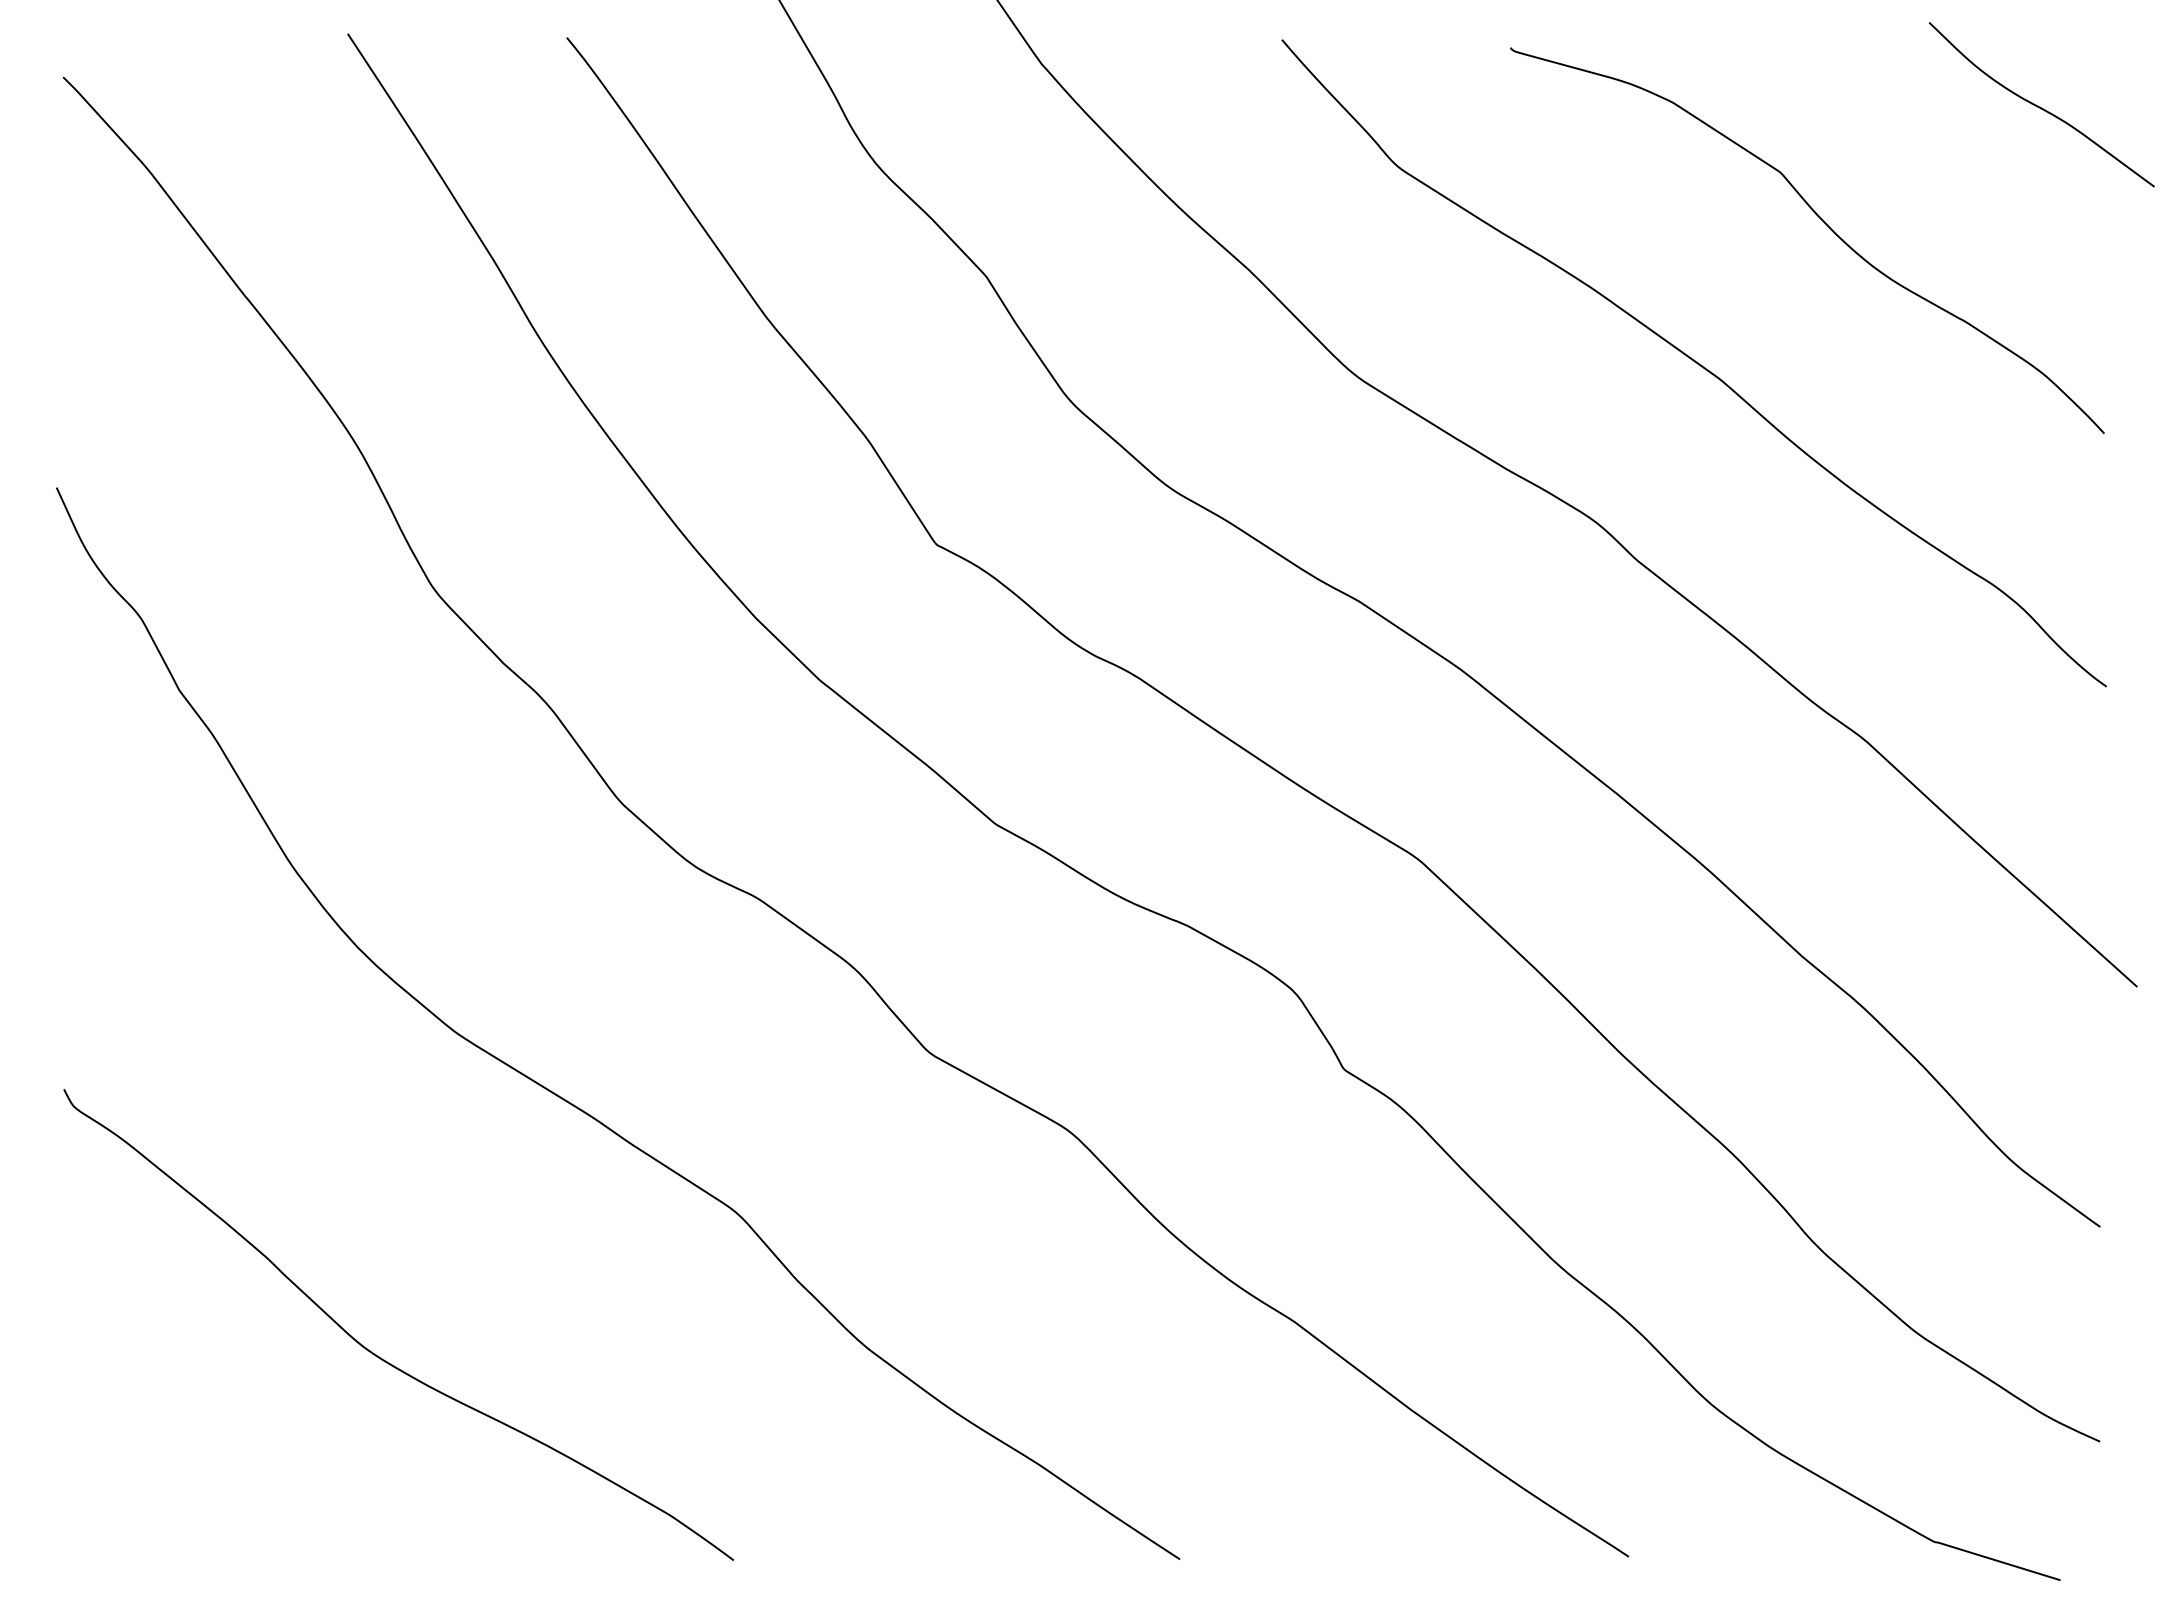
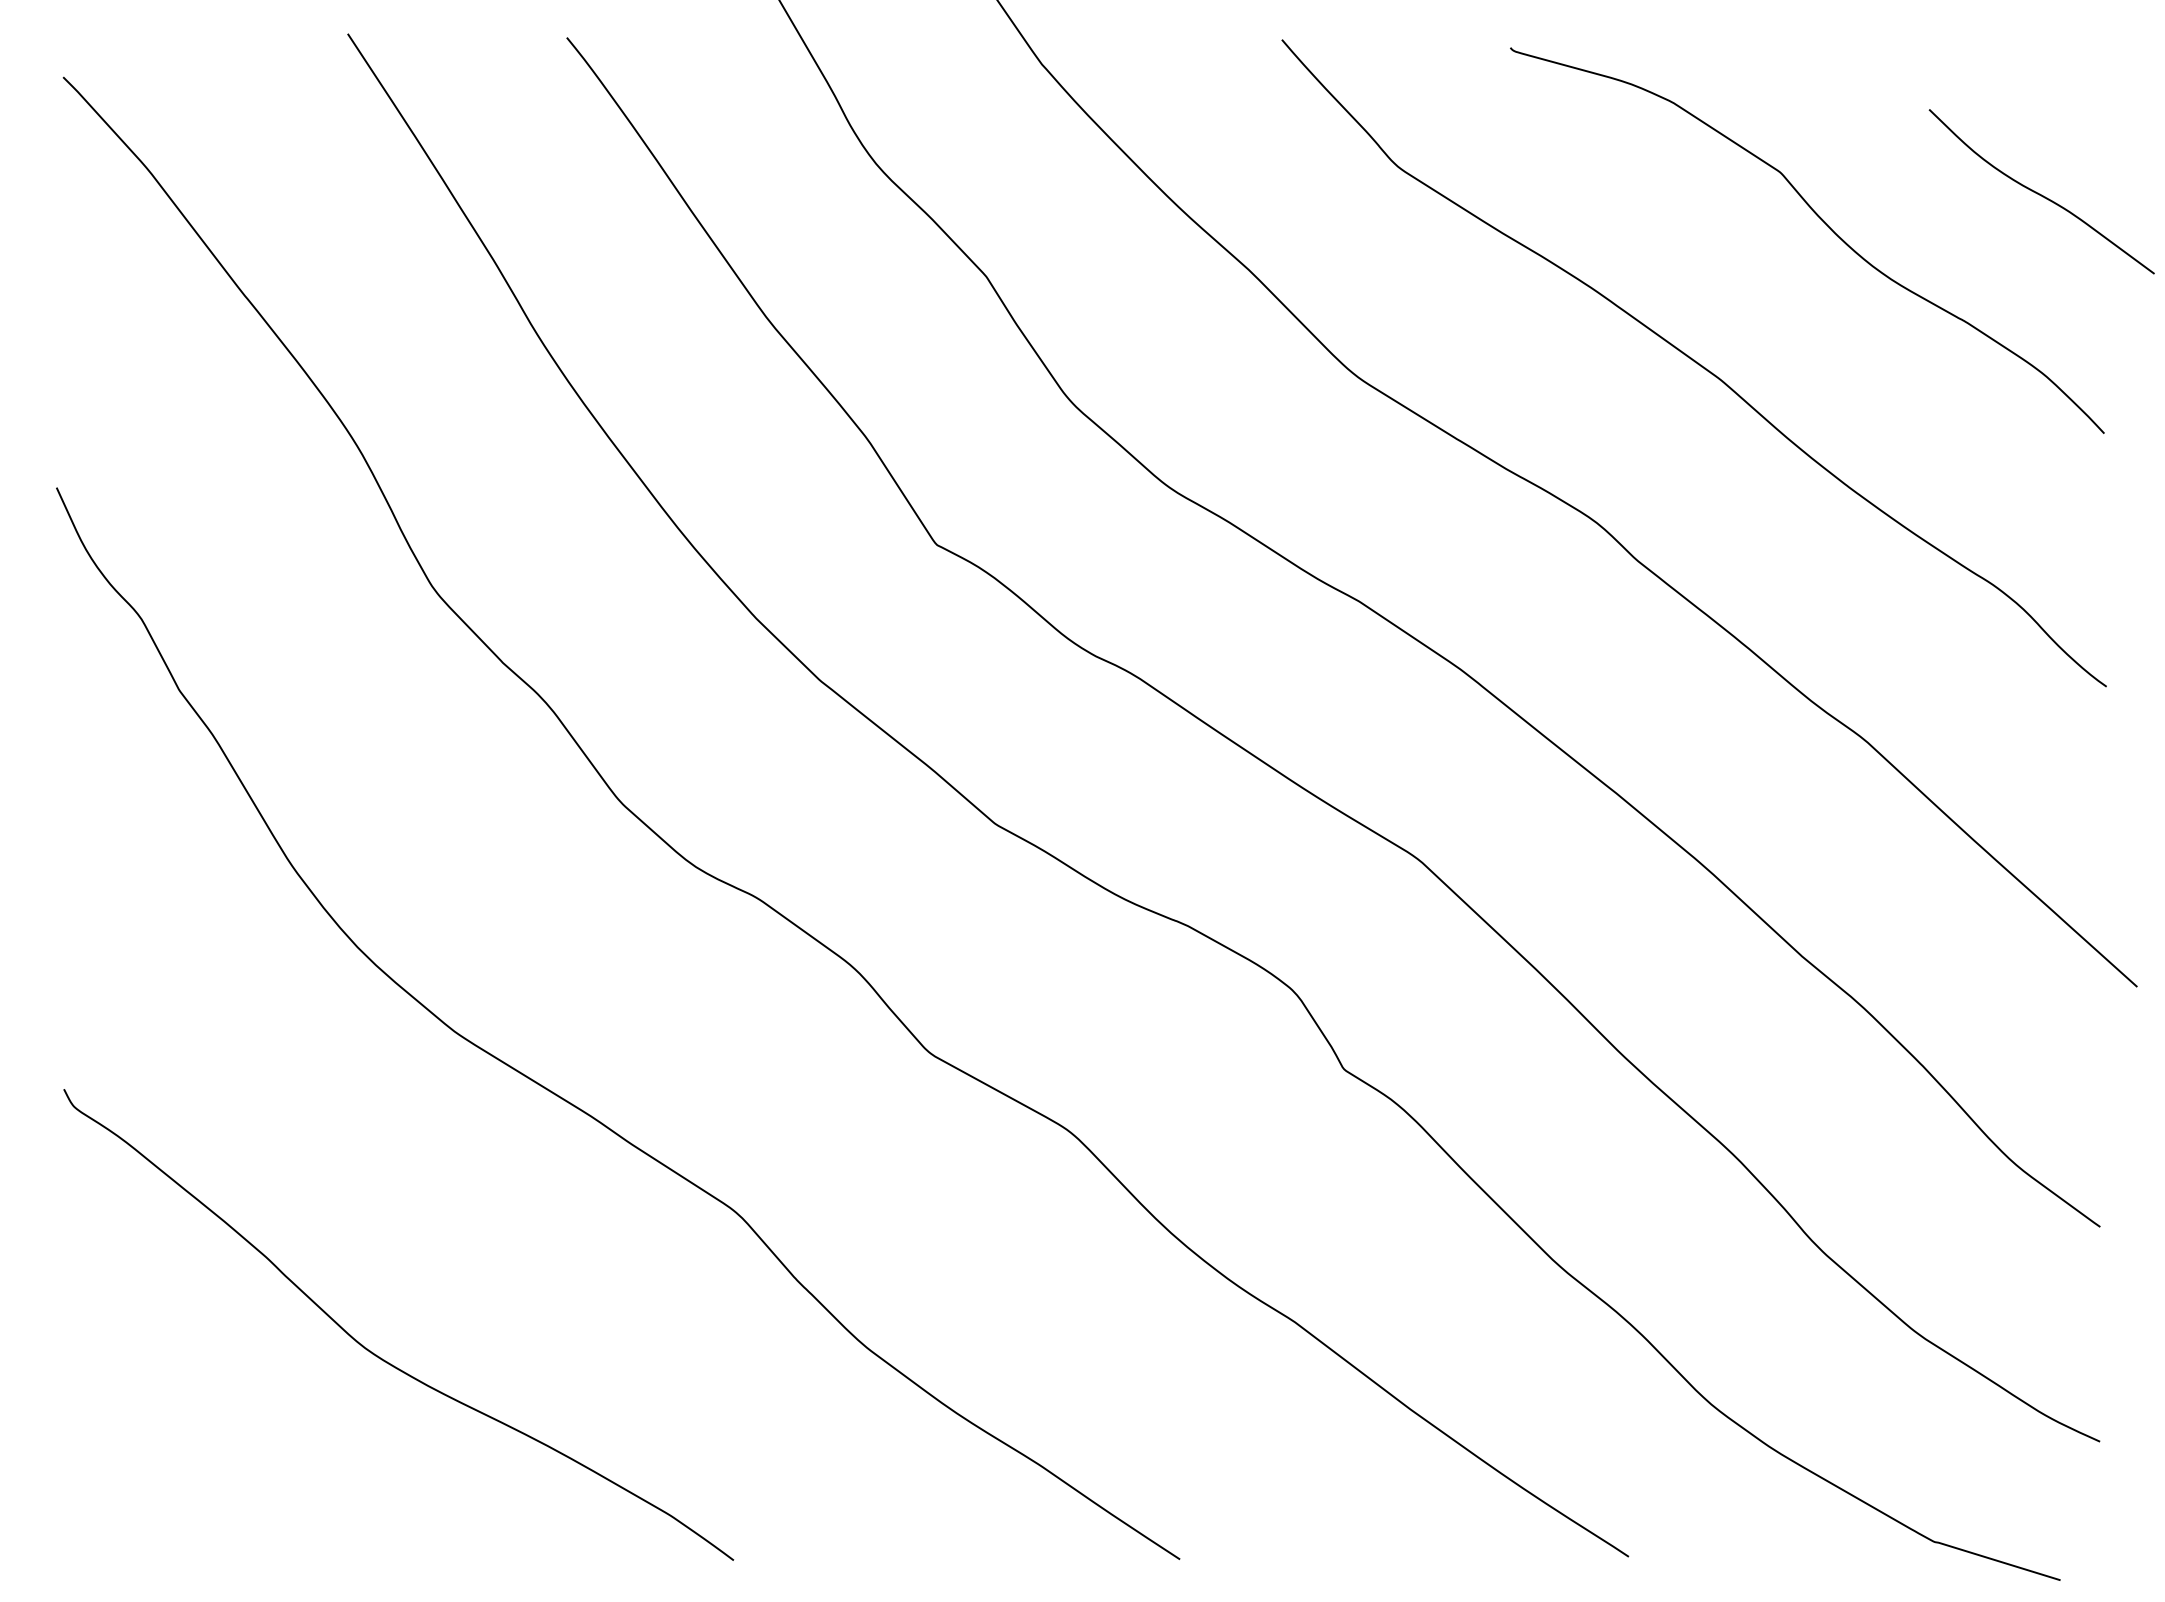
curve position: (2040, 106) -> (2040, 193) (2040, 193)
